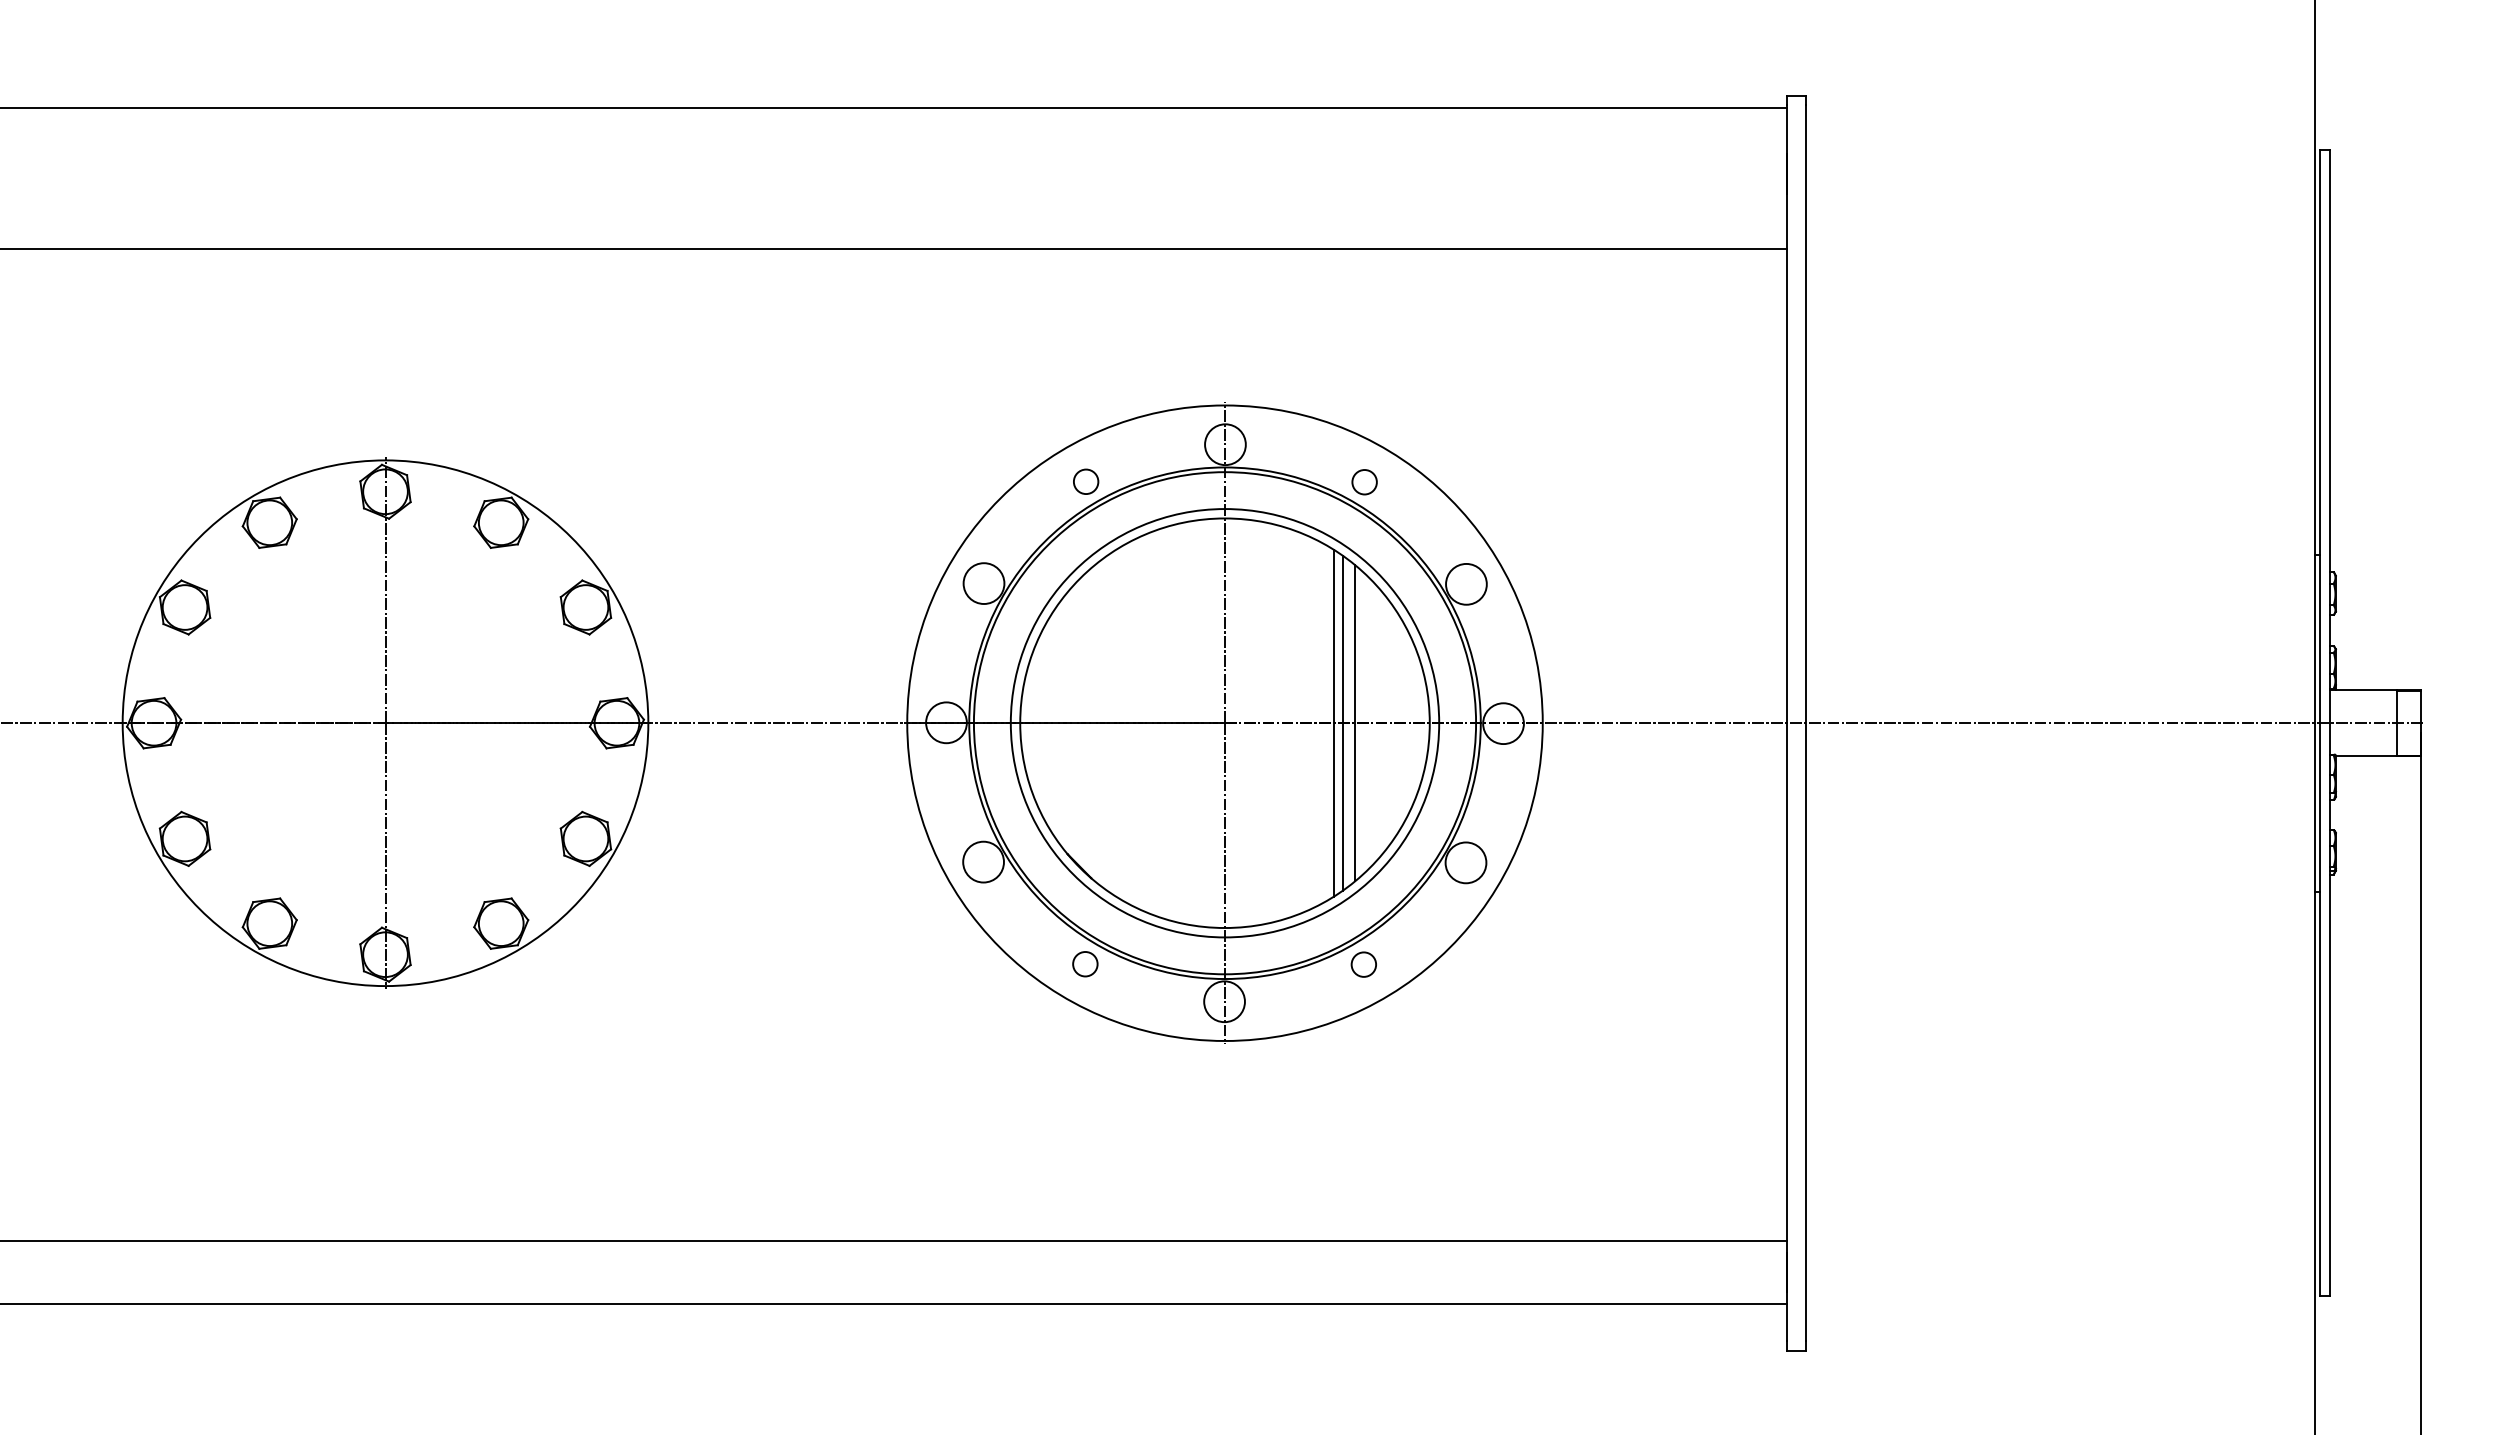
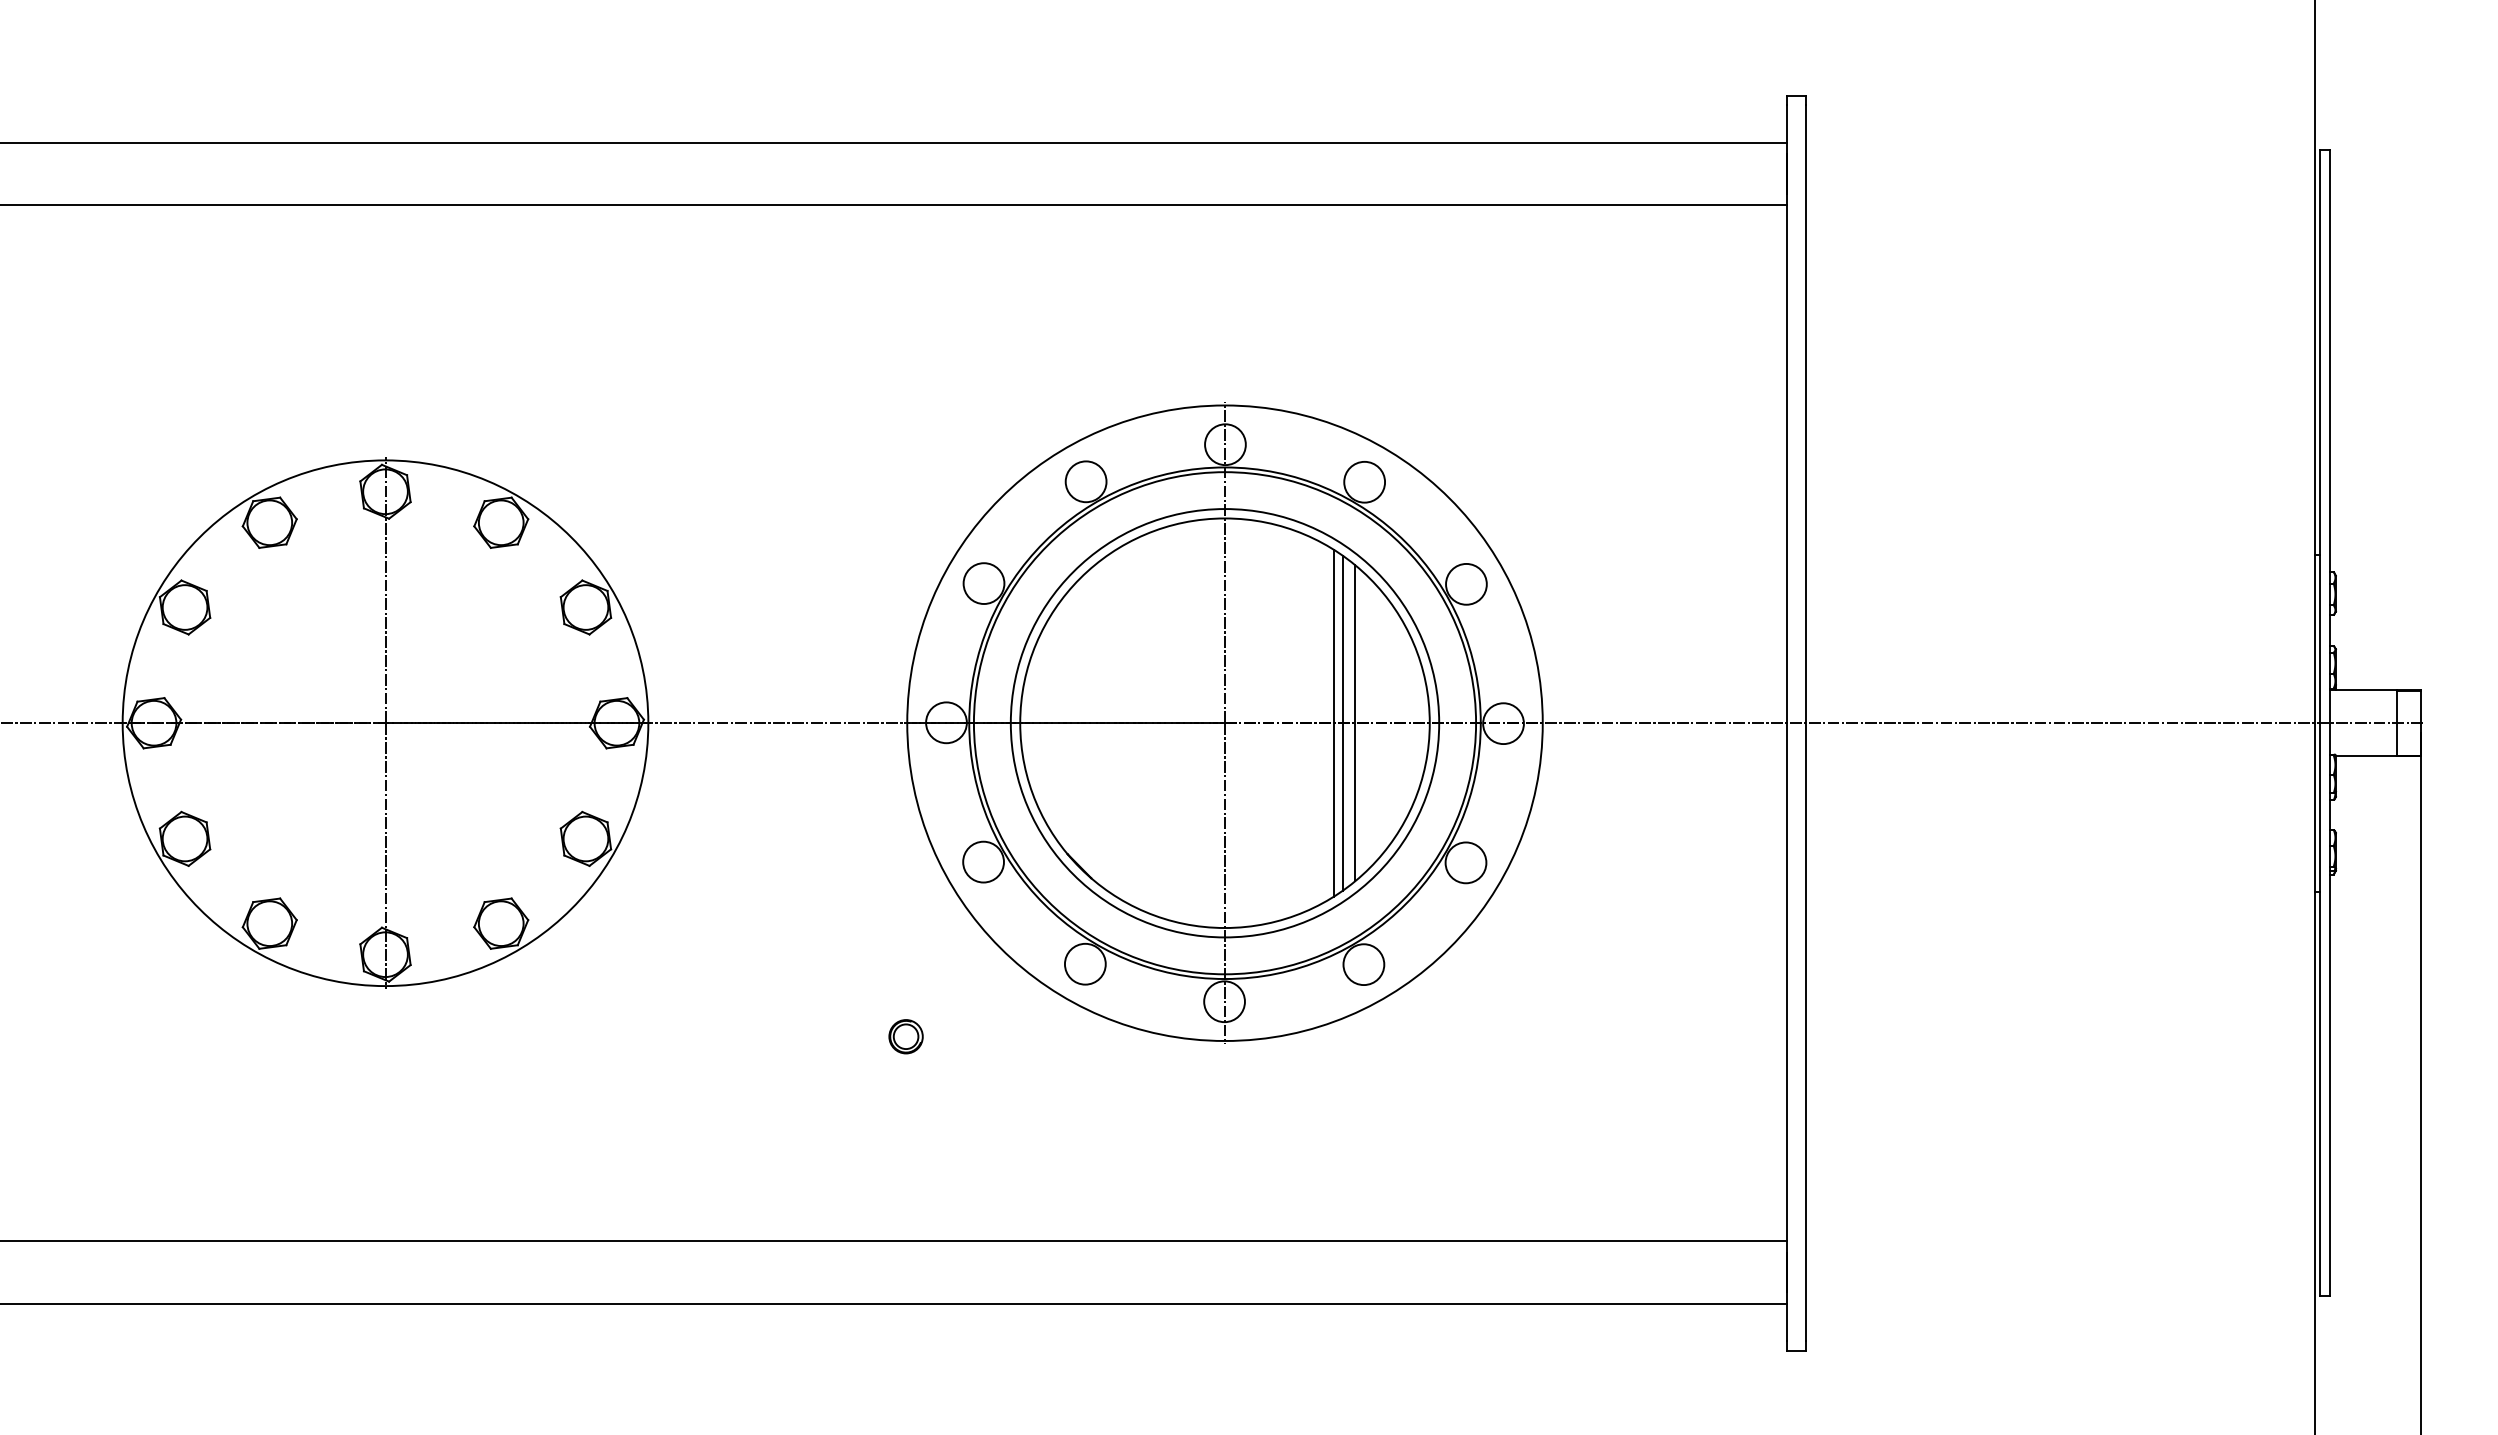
line position: (894, 107) -> (894, 142) (894, 142)
line position: (894, 249) -> (894, 205) (894, 205)
circle diameter: 24 px -> 41 px (1085, 481)
circle diameter: 24 px -> 41 px (1364, 481)
circle diameter: 24 px -> 41 px (1084, 963)
circle diameter: 24 px -> 41 px (1363, 964)
part: none -> present (905, 1036)
